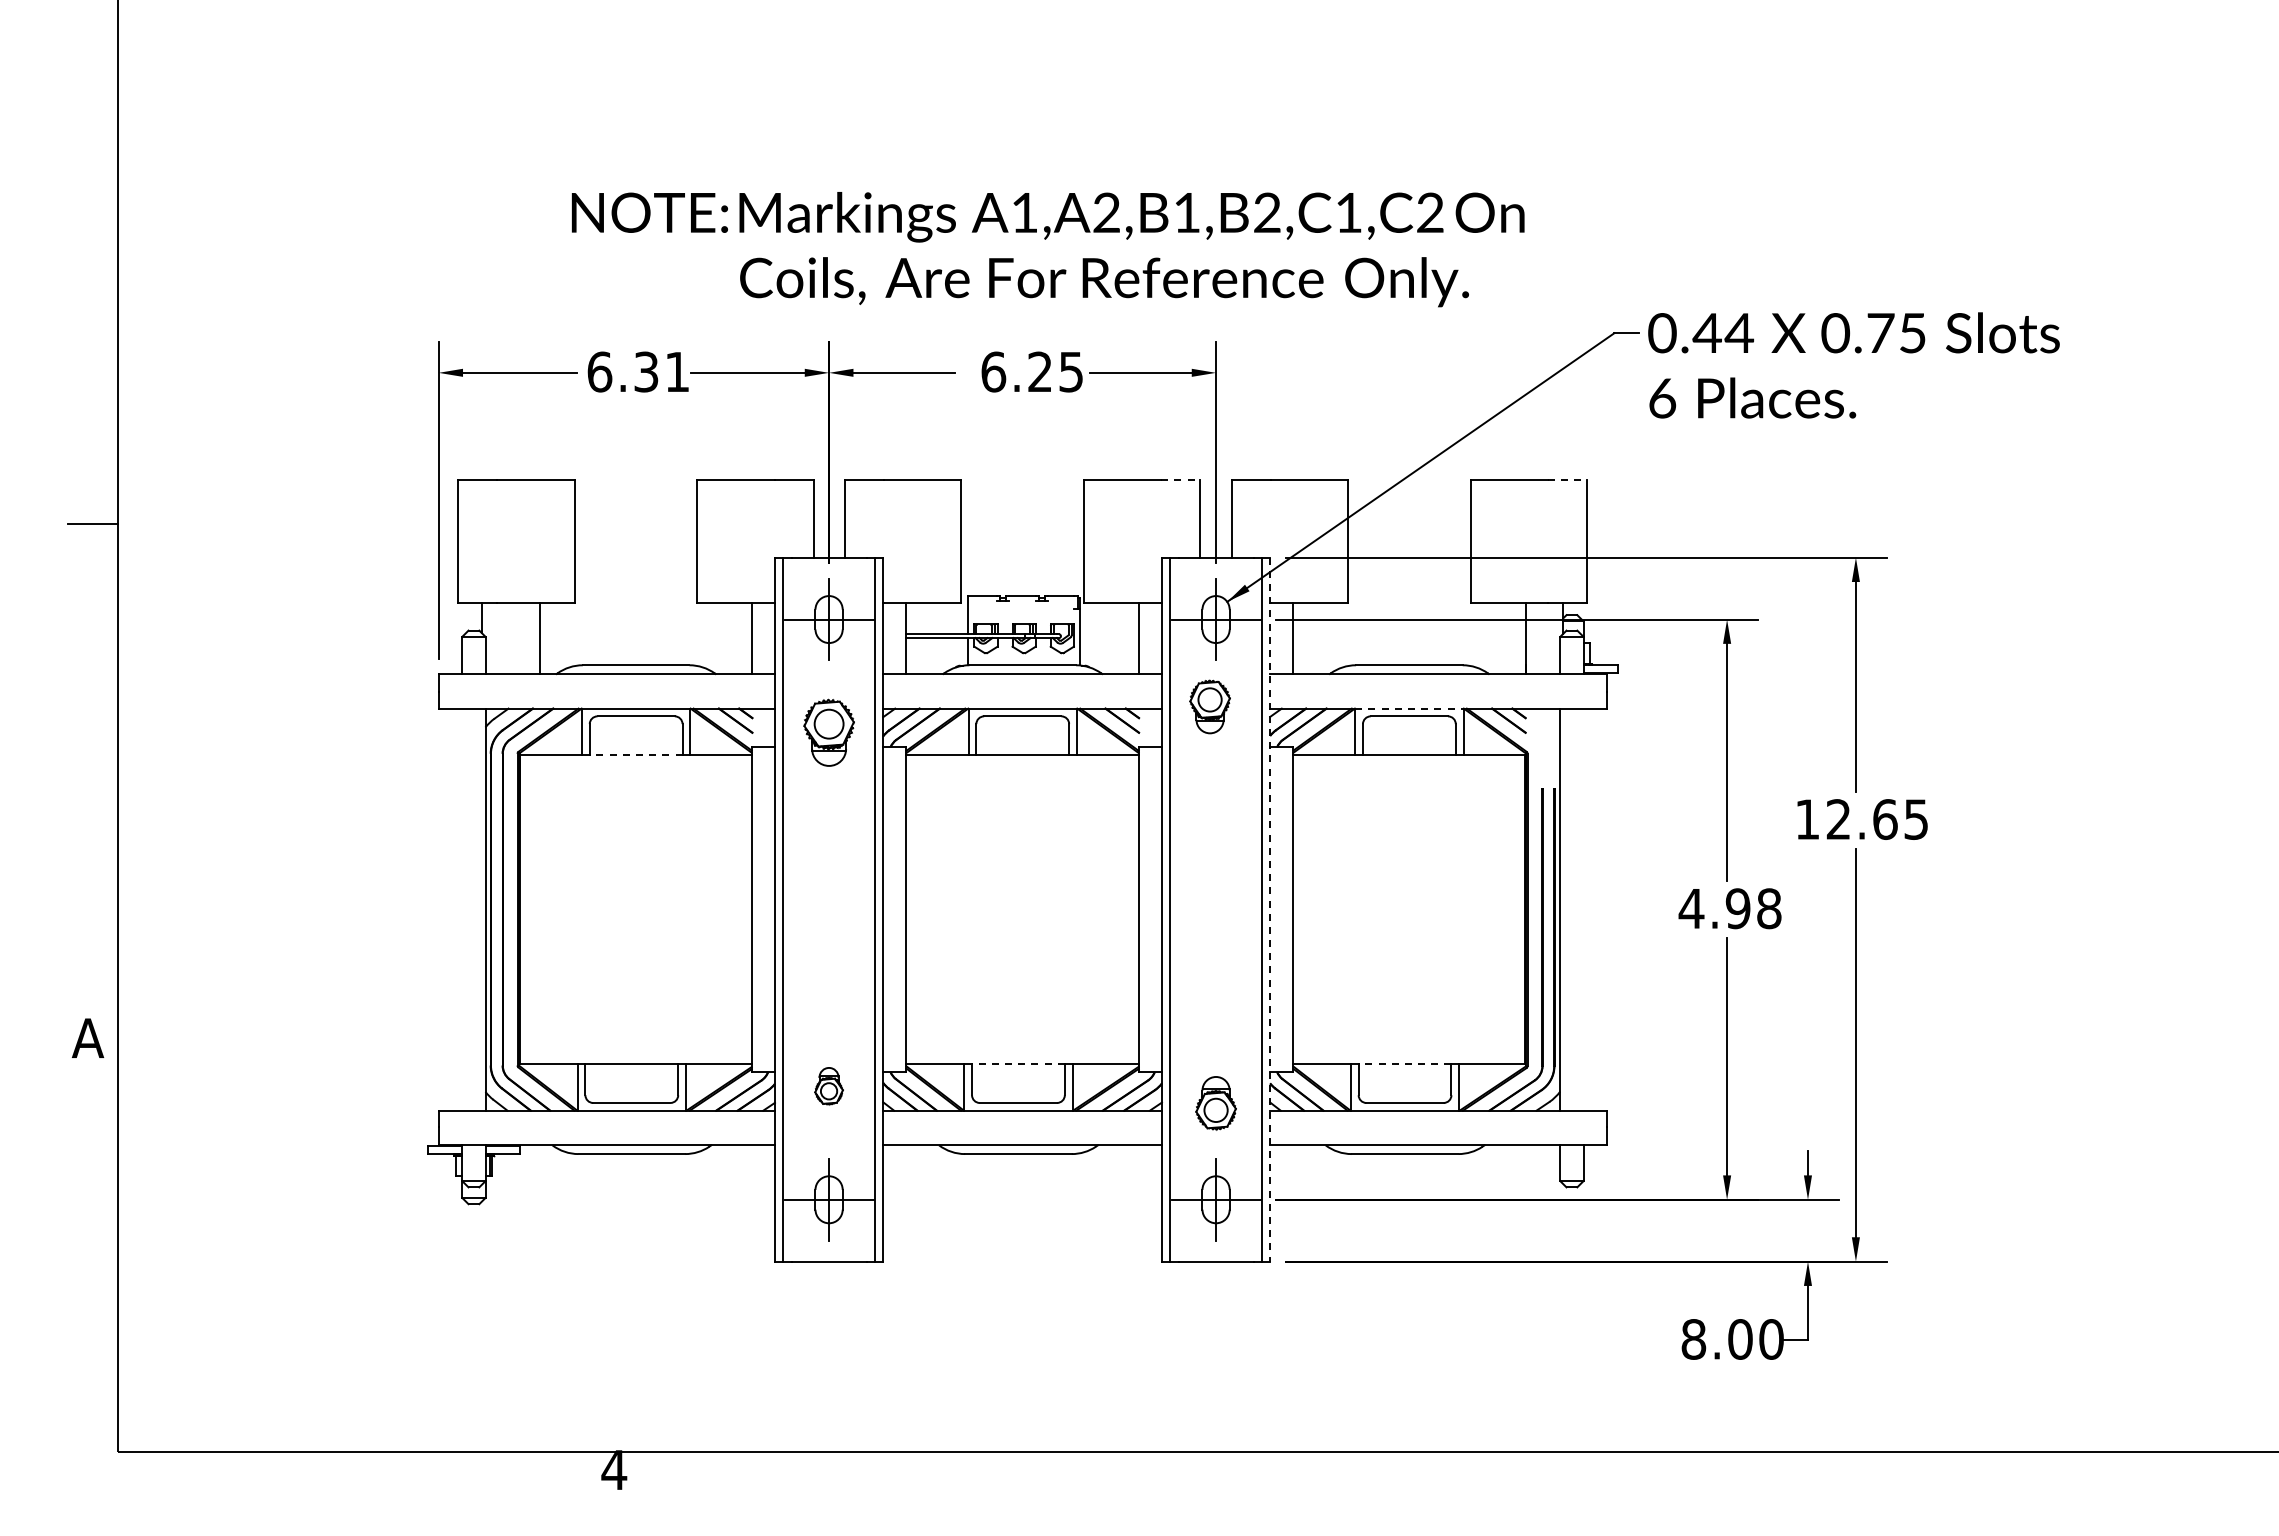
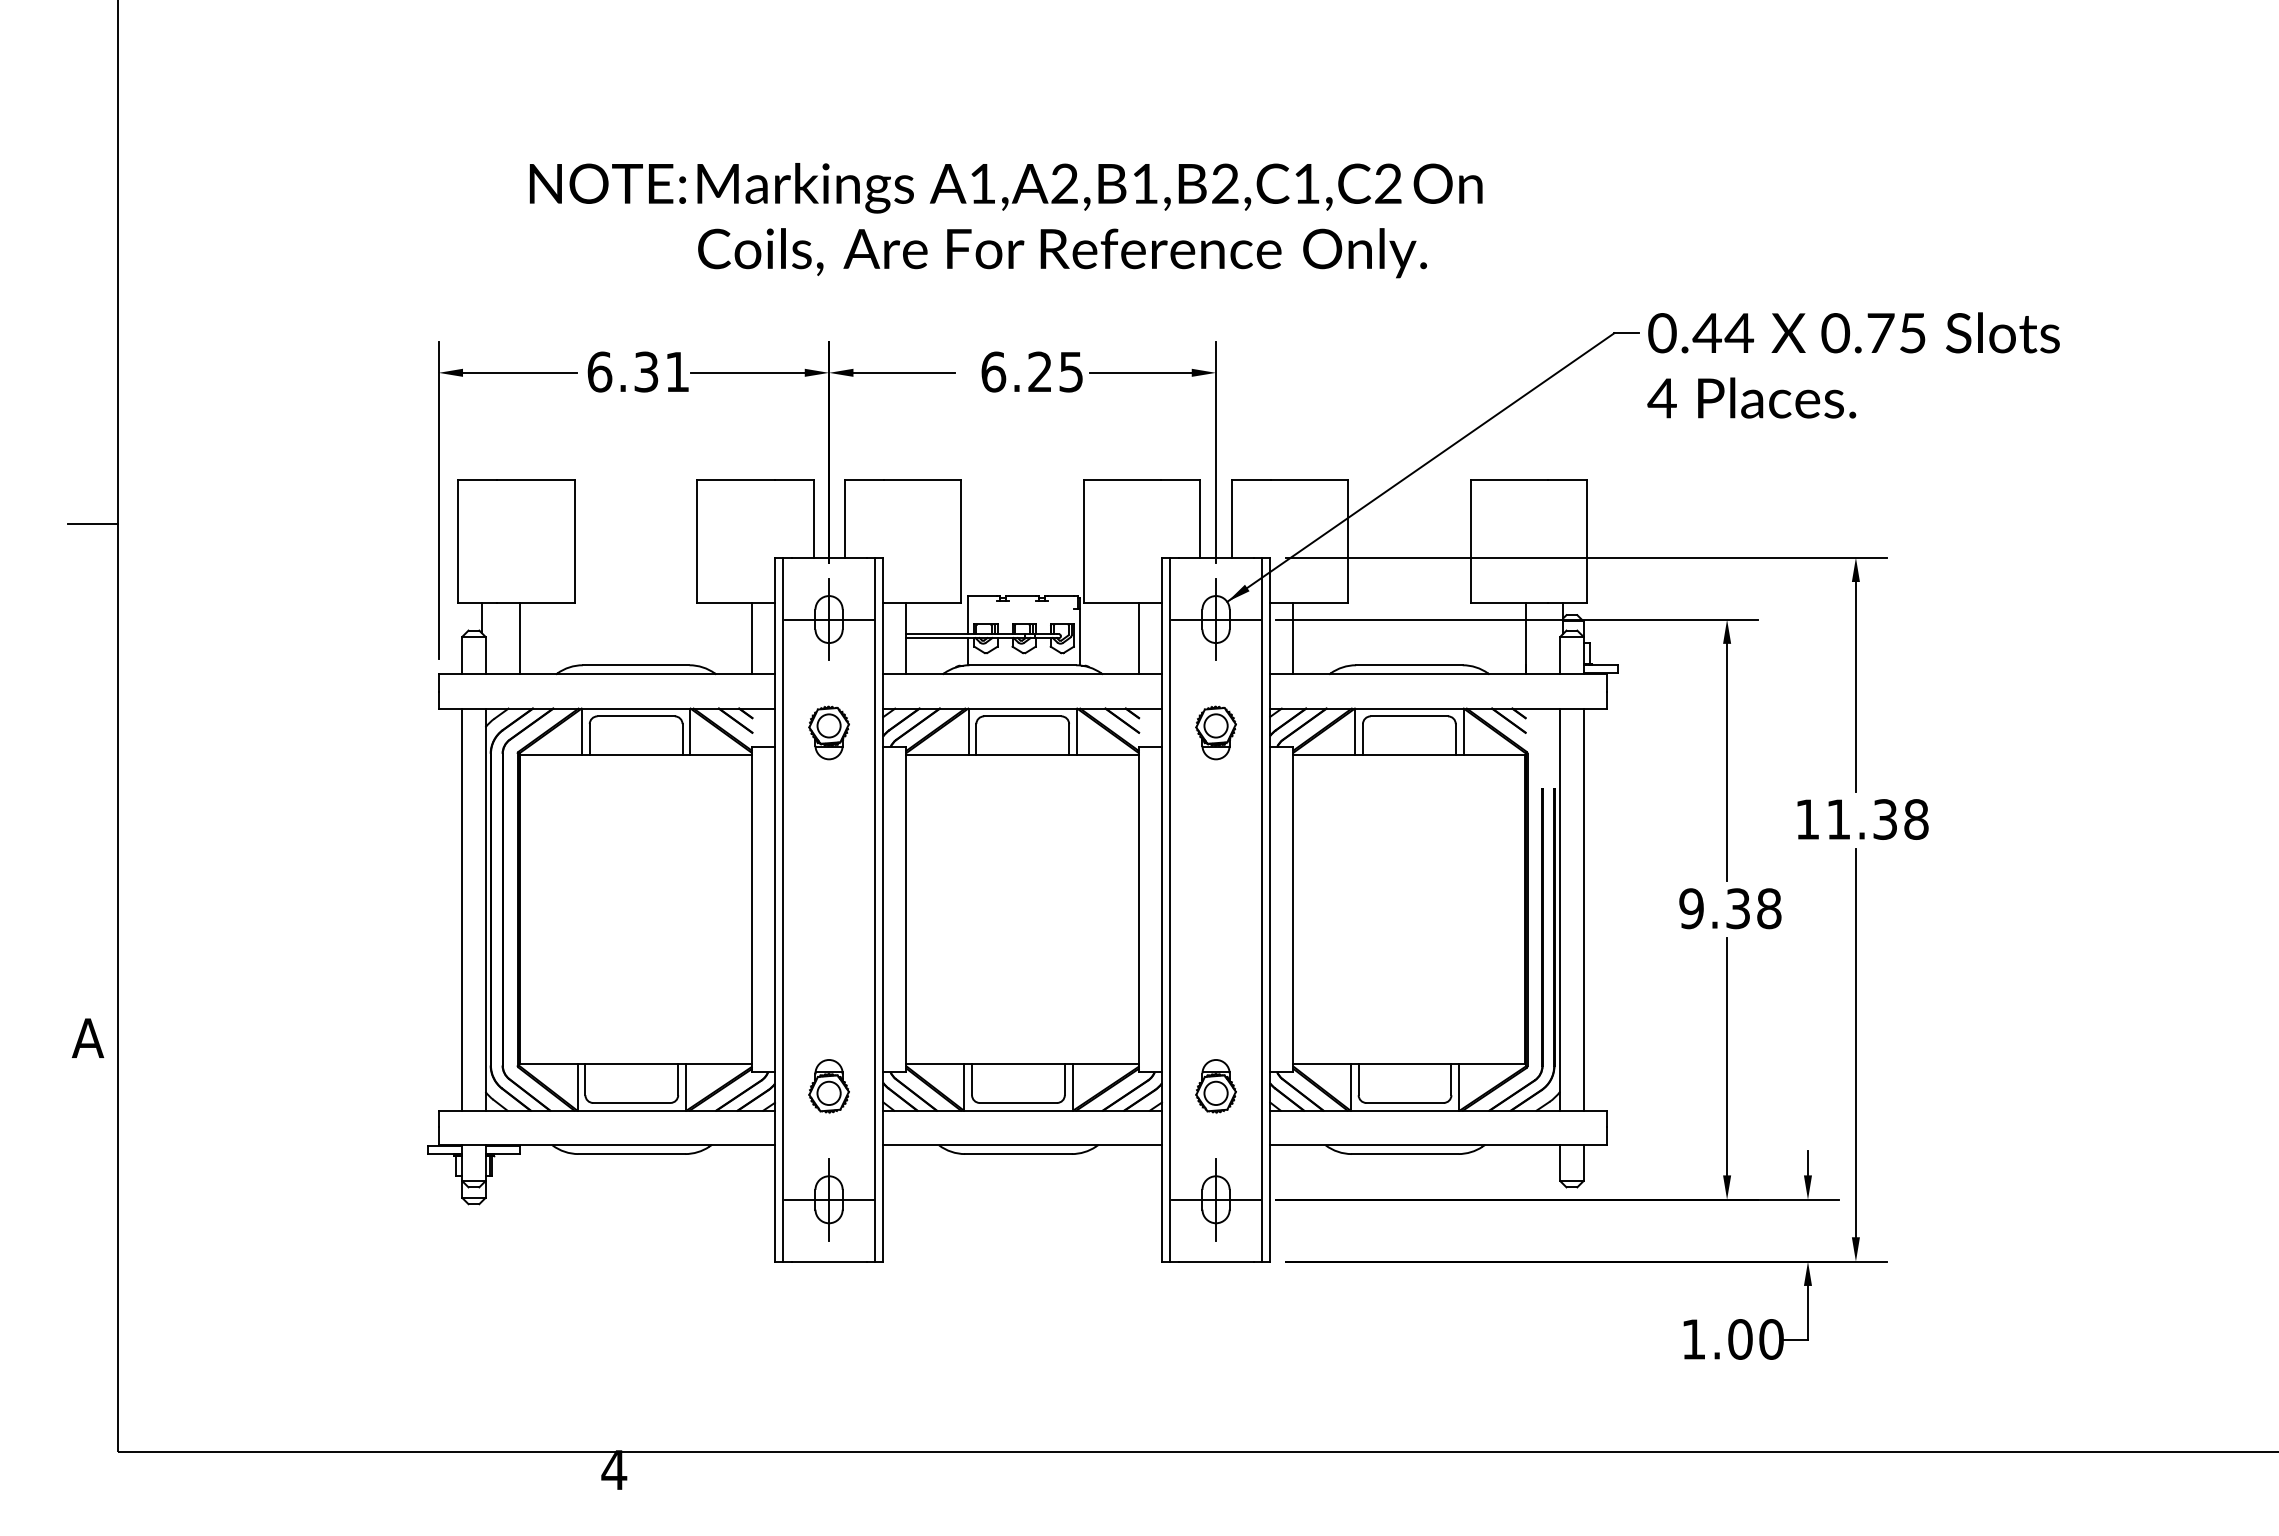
text position: (1047, 249) -> (1005, 220) (1005, 220)
text: 6 -> 4 (1661, 398)
line: dashed -> solid (1181, 479)
line: dashed -> solid (1567, 479)
line position: (539, 638) -> (519, 638) (519, 638)
part position: (1209, 706) -> (1215, 732) (1215, 732)
line: dashed -> solid (1409, 708)
part size: 52x69 px -> 42x56 px (828, 732)
line: dashed -> solid (635, 755)
text: 12.65 -> 11.38 (1877, 819)
text: 4.98 -> 9.38 (1714, 908)
line: none -> present (462, 909)
line: dashed -> solid (1270, 909)
line: none -> present (1583, 909)
line: dashed -> solid (1017, 1064)
line: dashed -> solid (1404, 1064)
part size: 30x39 px -> 42x55 px (828, 1086)
part position: (1215, 1103) -> (1215, 1086) (1215, 1086)
text: 8.00 -> 1.00 (1693, 1339)
